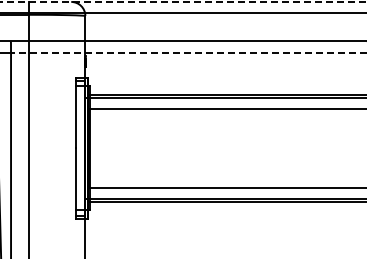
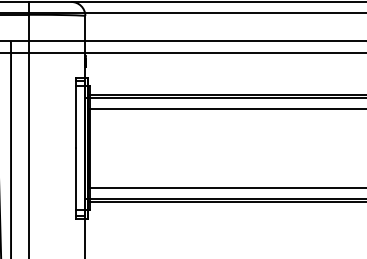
line: dashed -> solid (183, 1)
line: dashed -> solid (188, 52)
